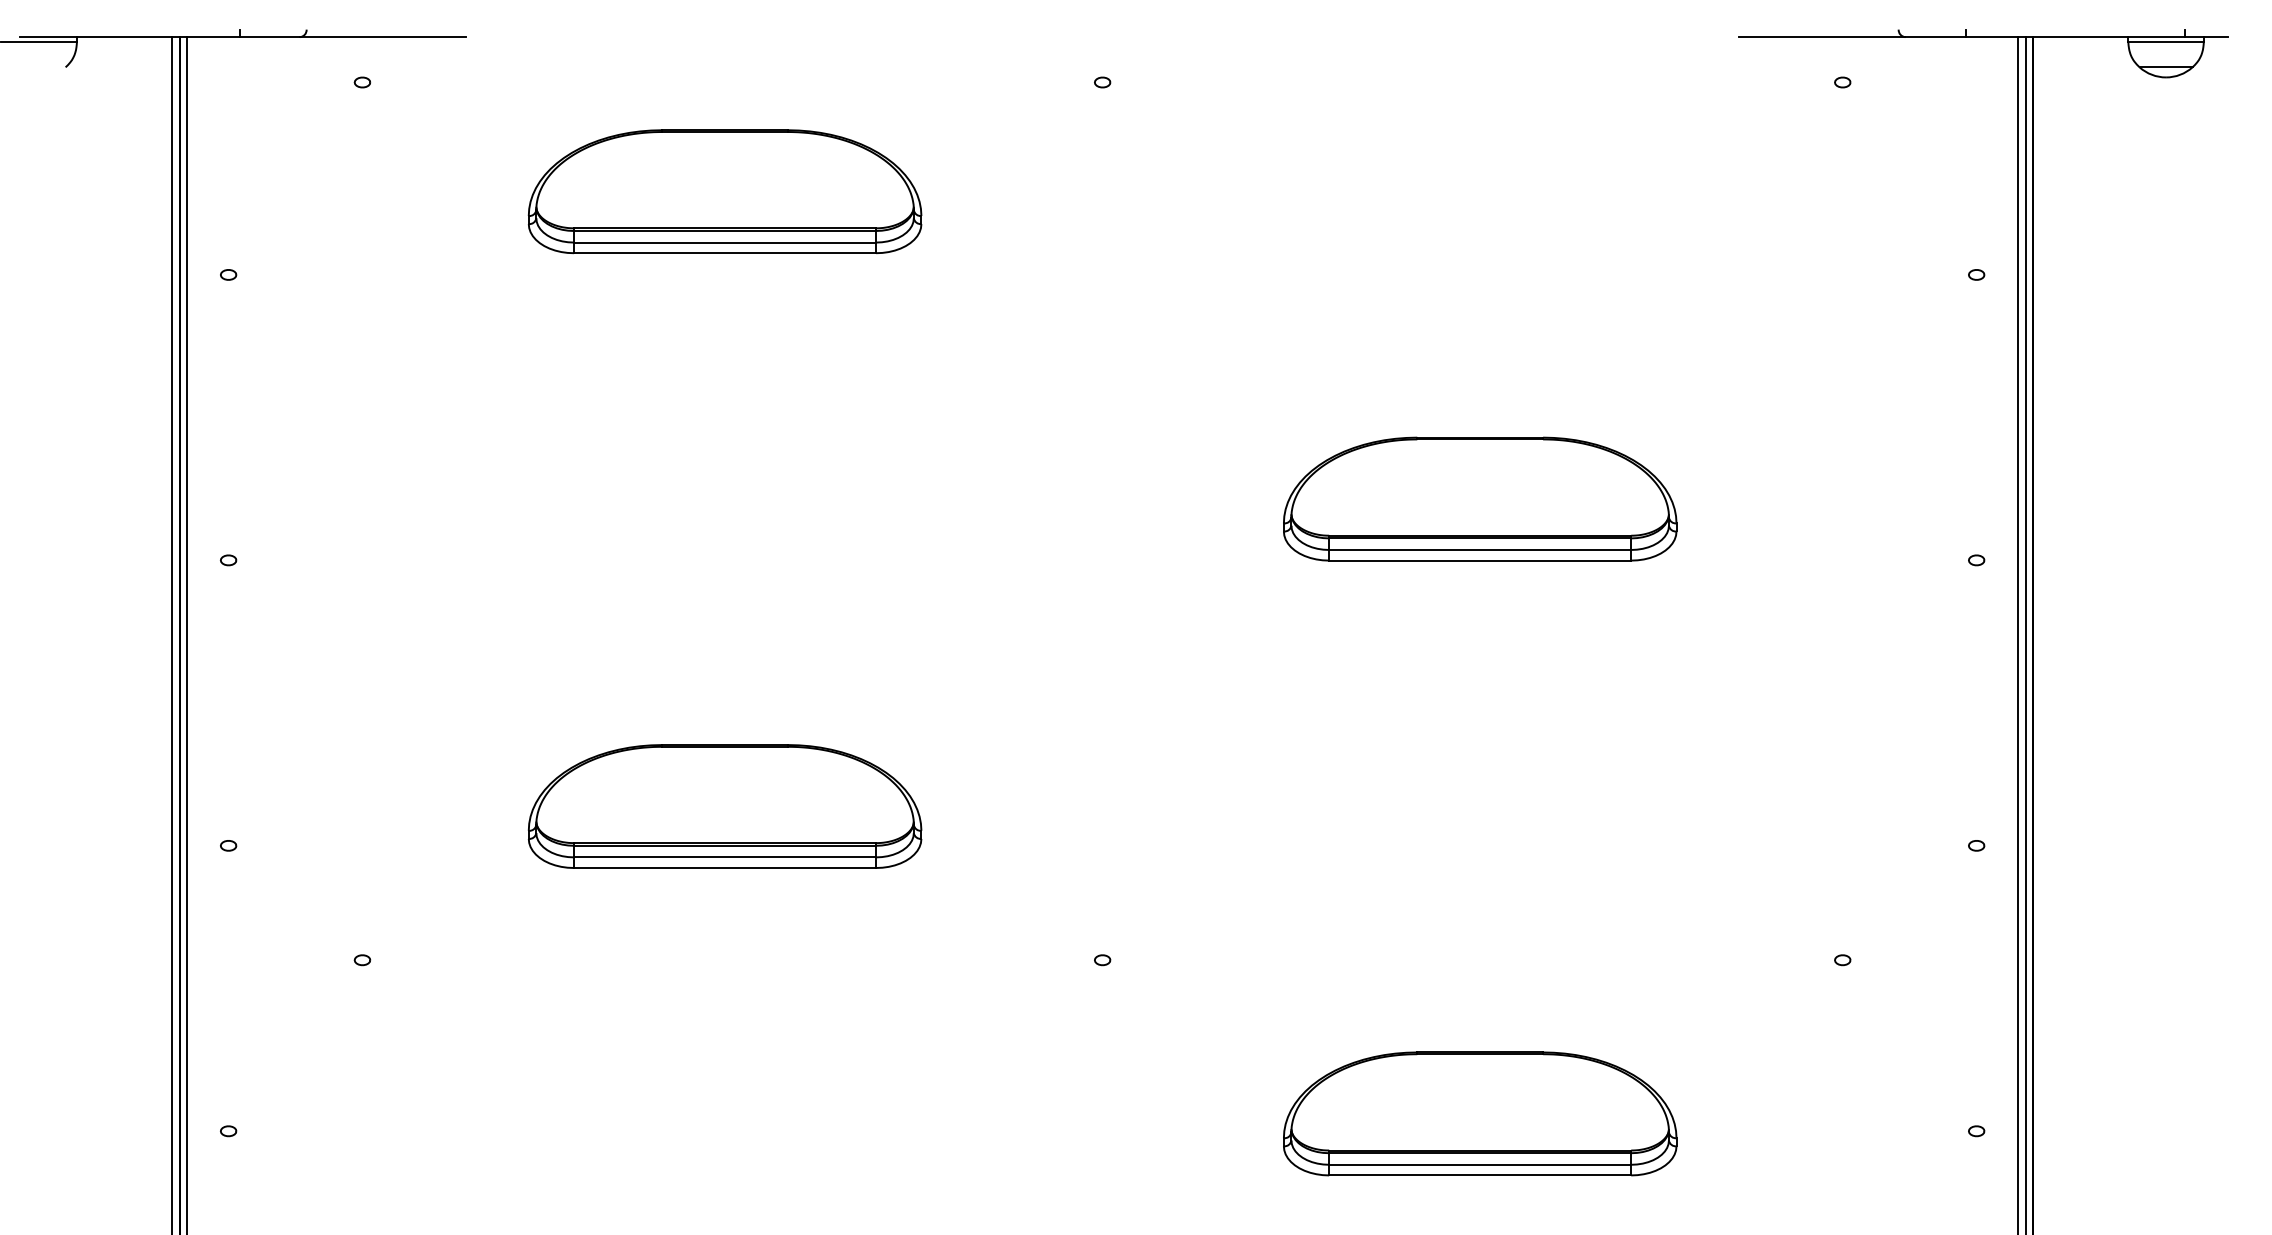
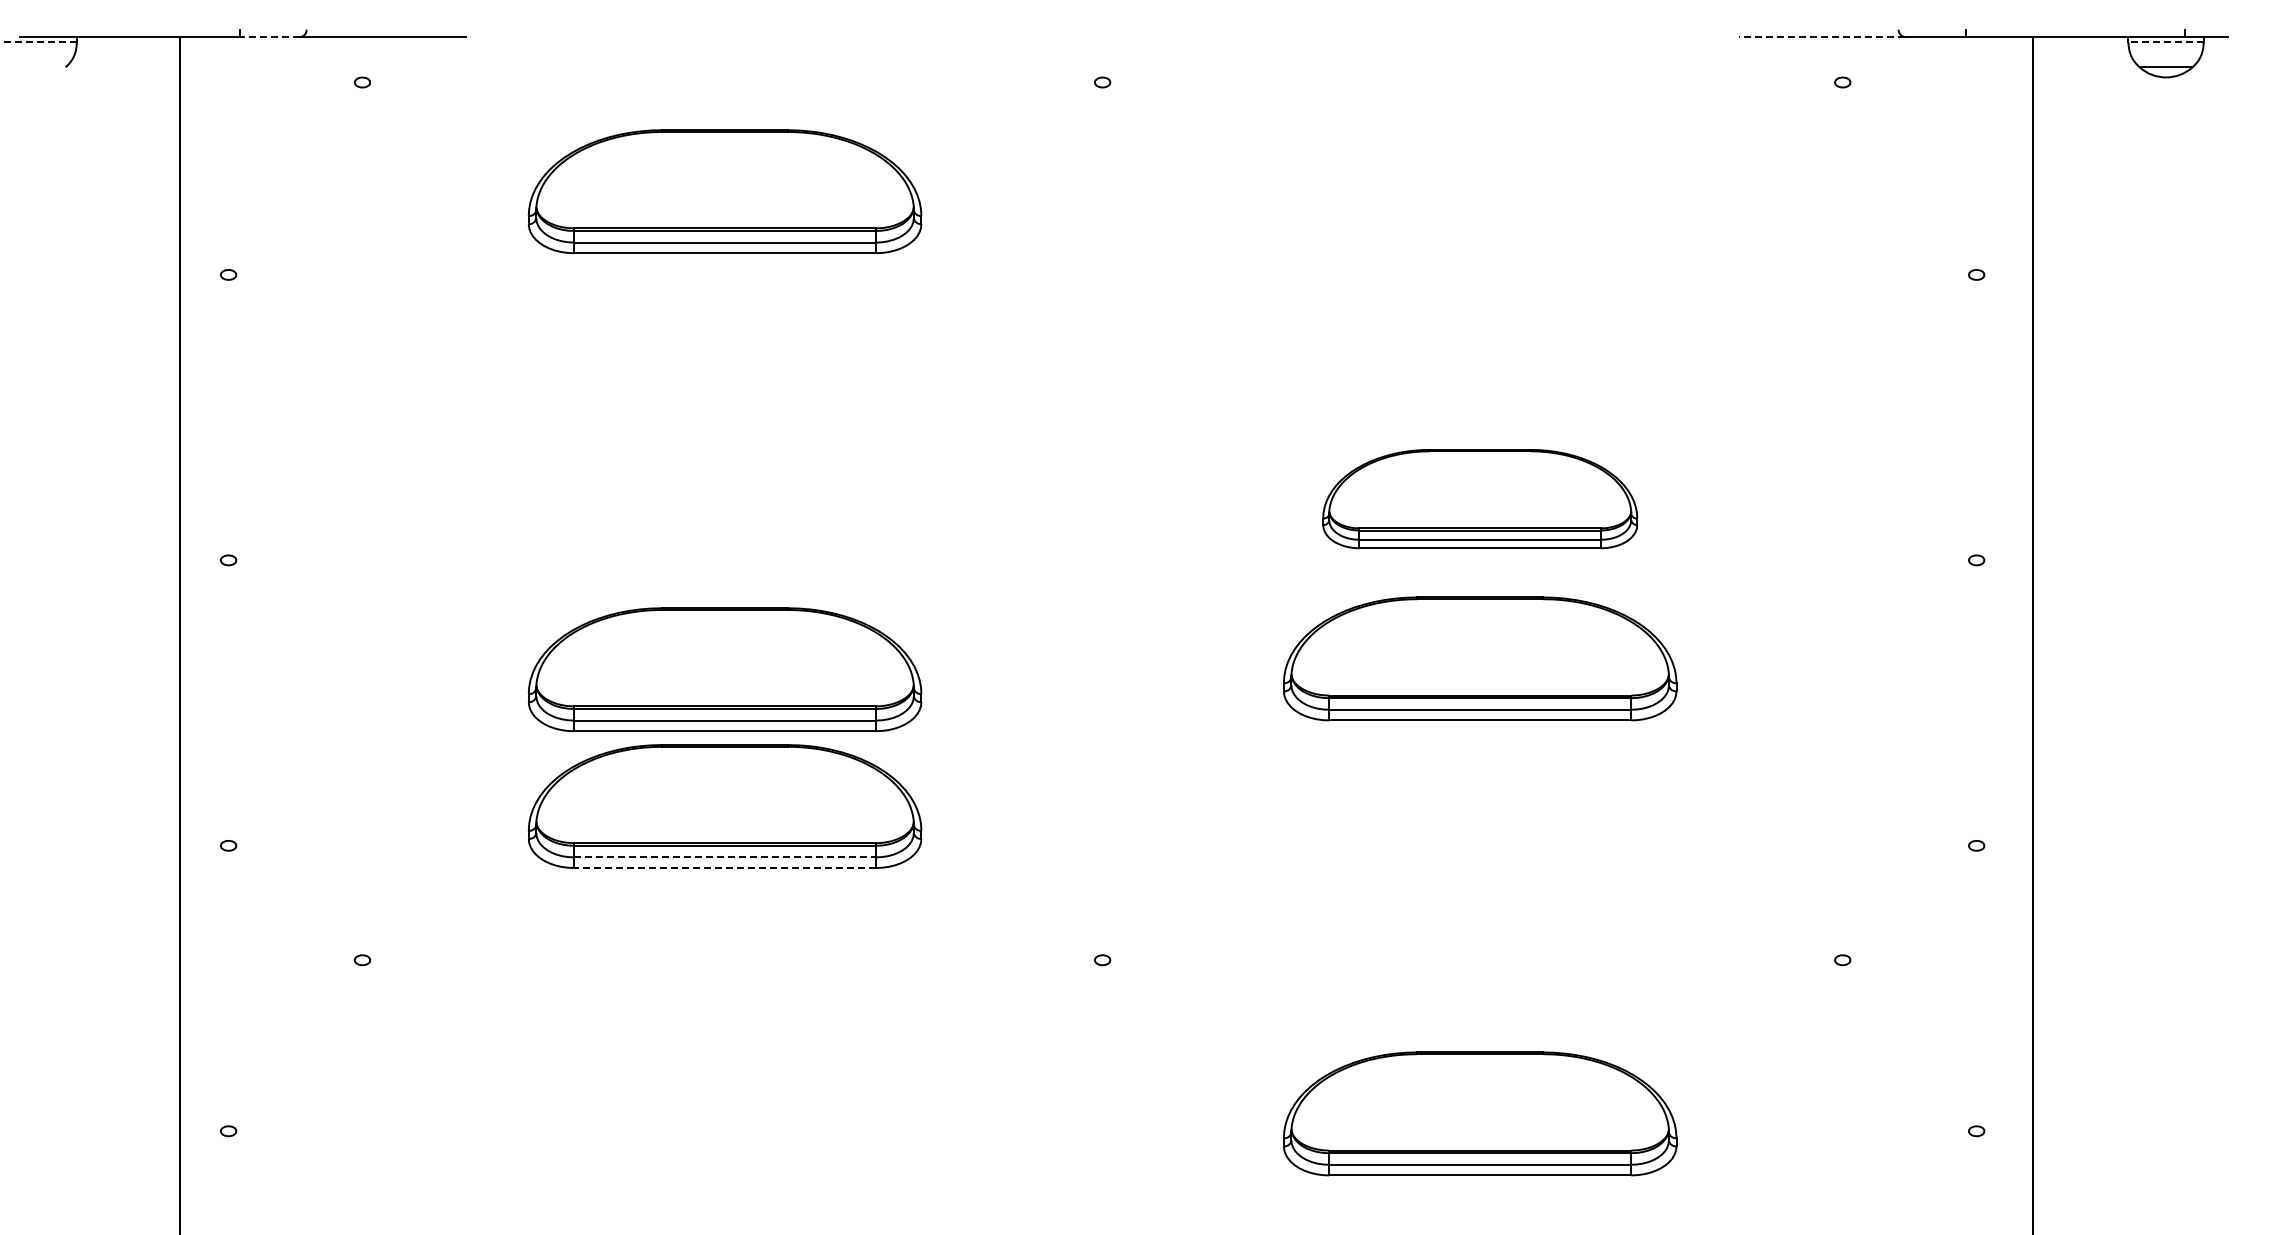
line: solid -> dashed (269, 37)
line: solid -> dashed (1822, 37)
line: solid -> dashed (39, 42)
line: solid -> dashed (2166, 42)
part size: 395x126 px -> 317x101 px (1480, 499)
line: present -> none (171, 634)
line: present -> none (187, 634)
line: present -> none (2018, 634)
line: present -> none (2025, 634)
part: none -> present (1480, 658)
part: none -> present (724, 669)
line: solid -> dashed (725, 857)
line: solid -> dashed (724, 868)
